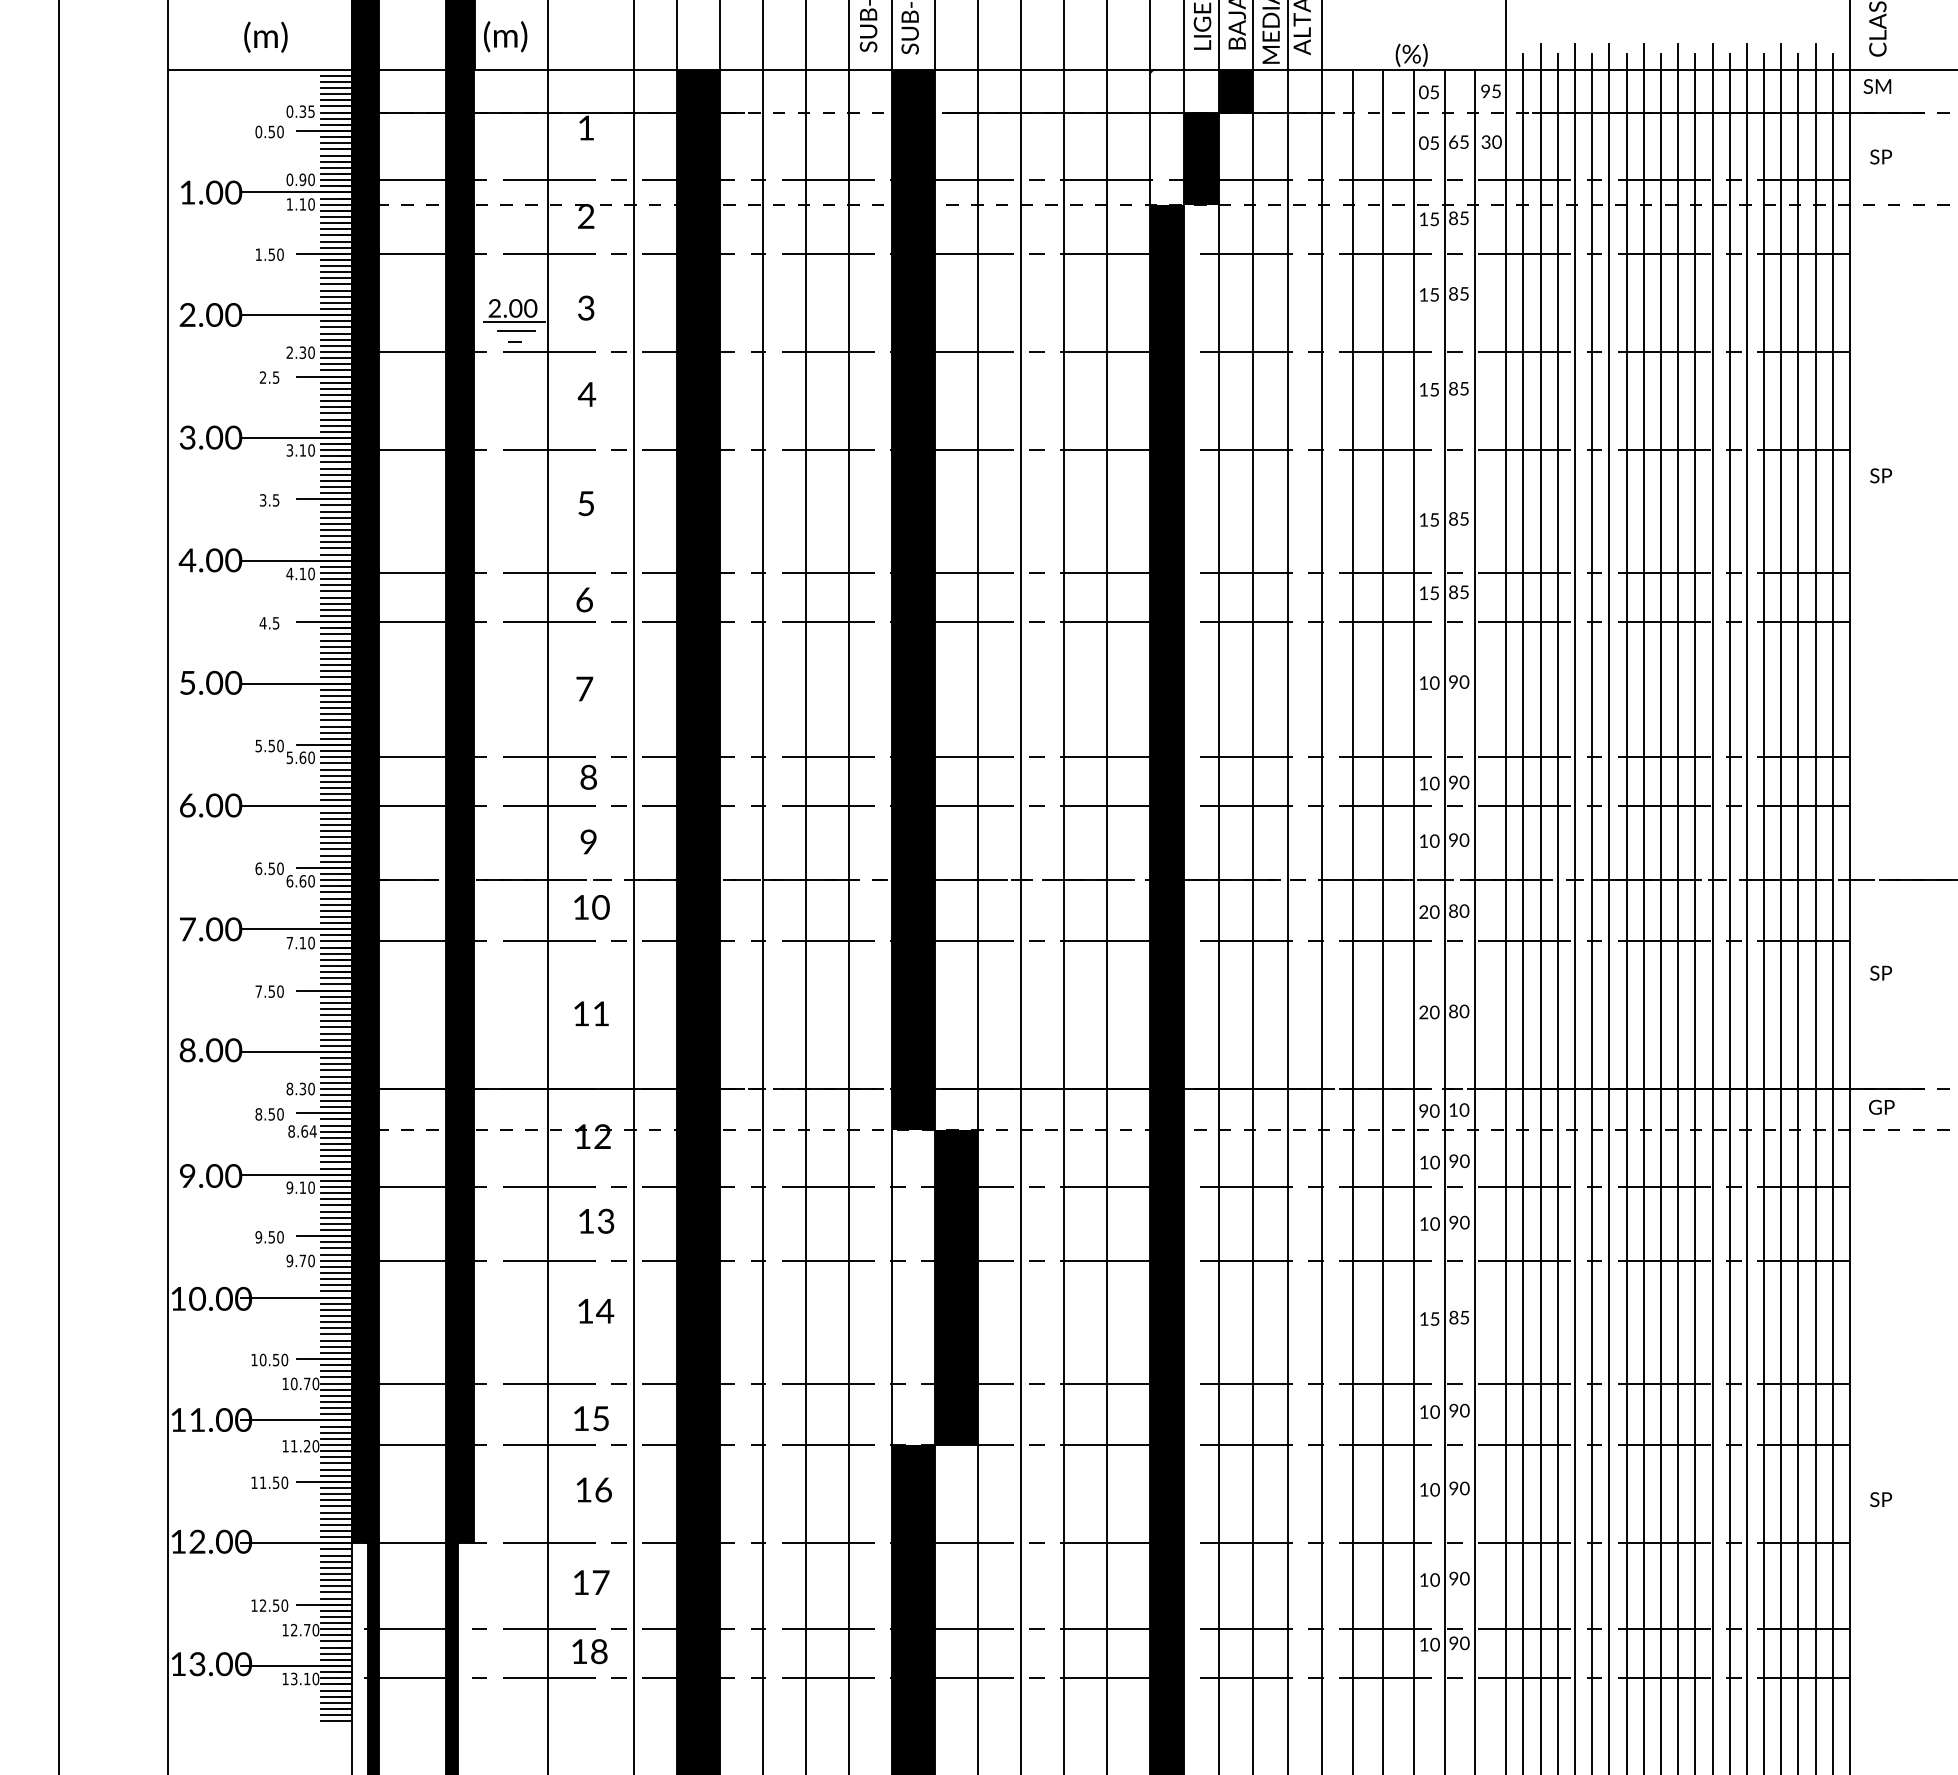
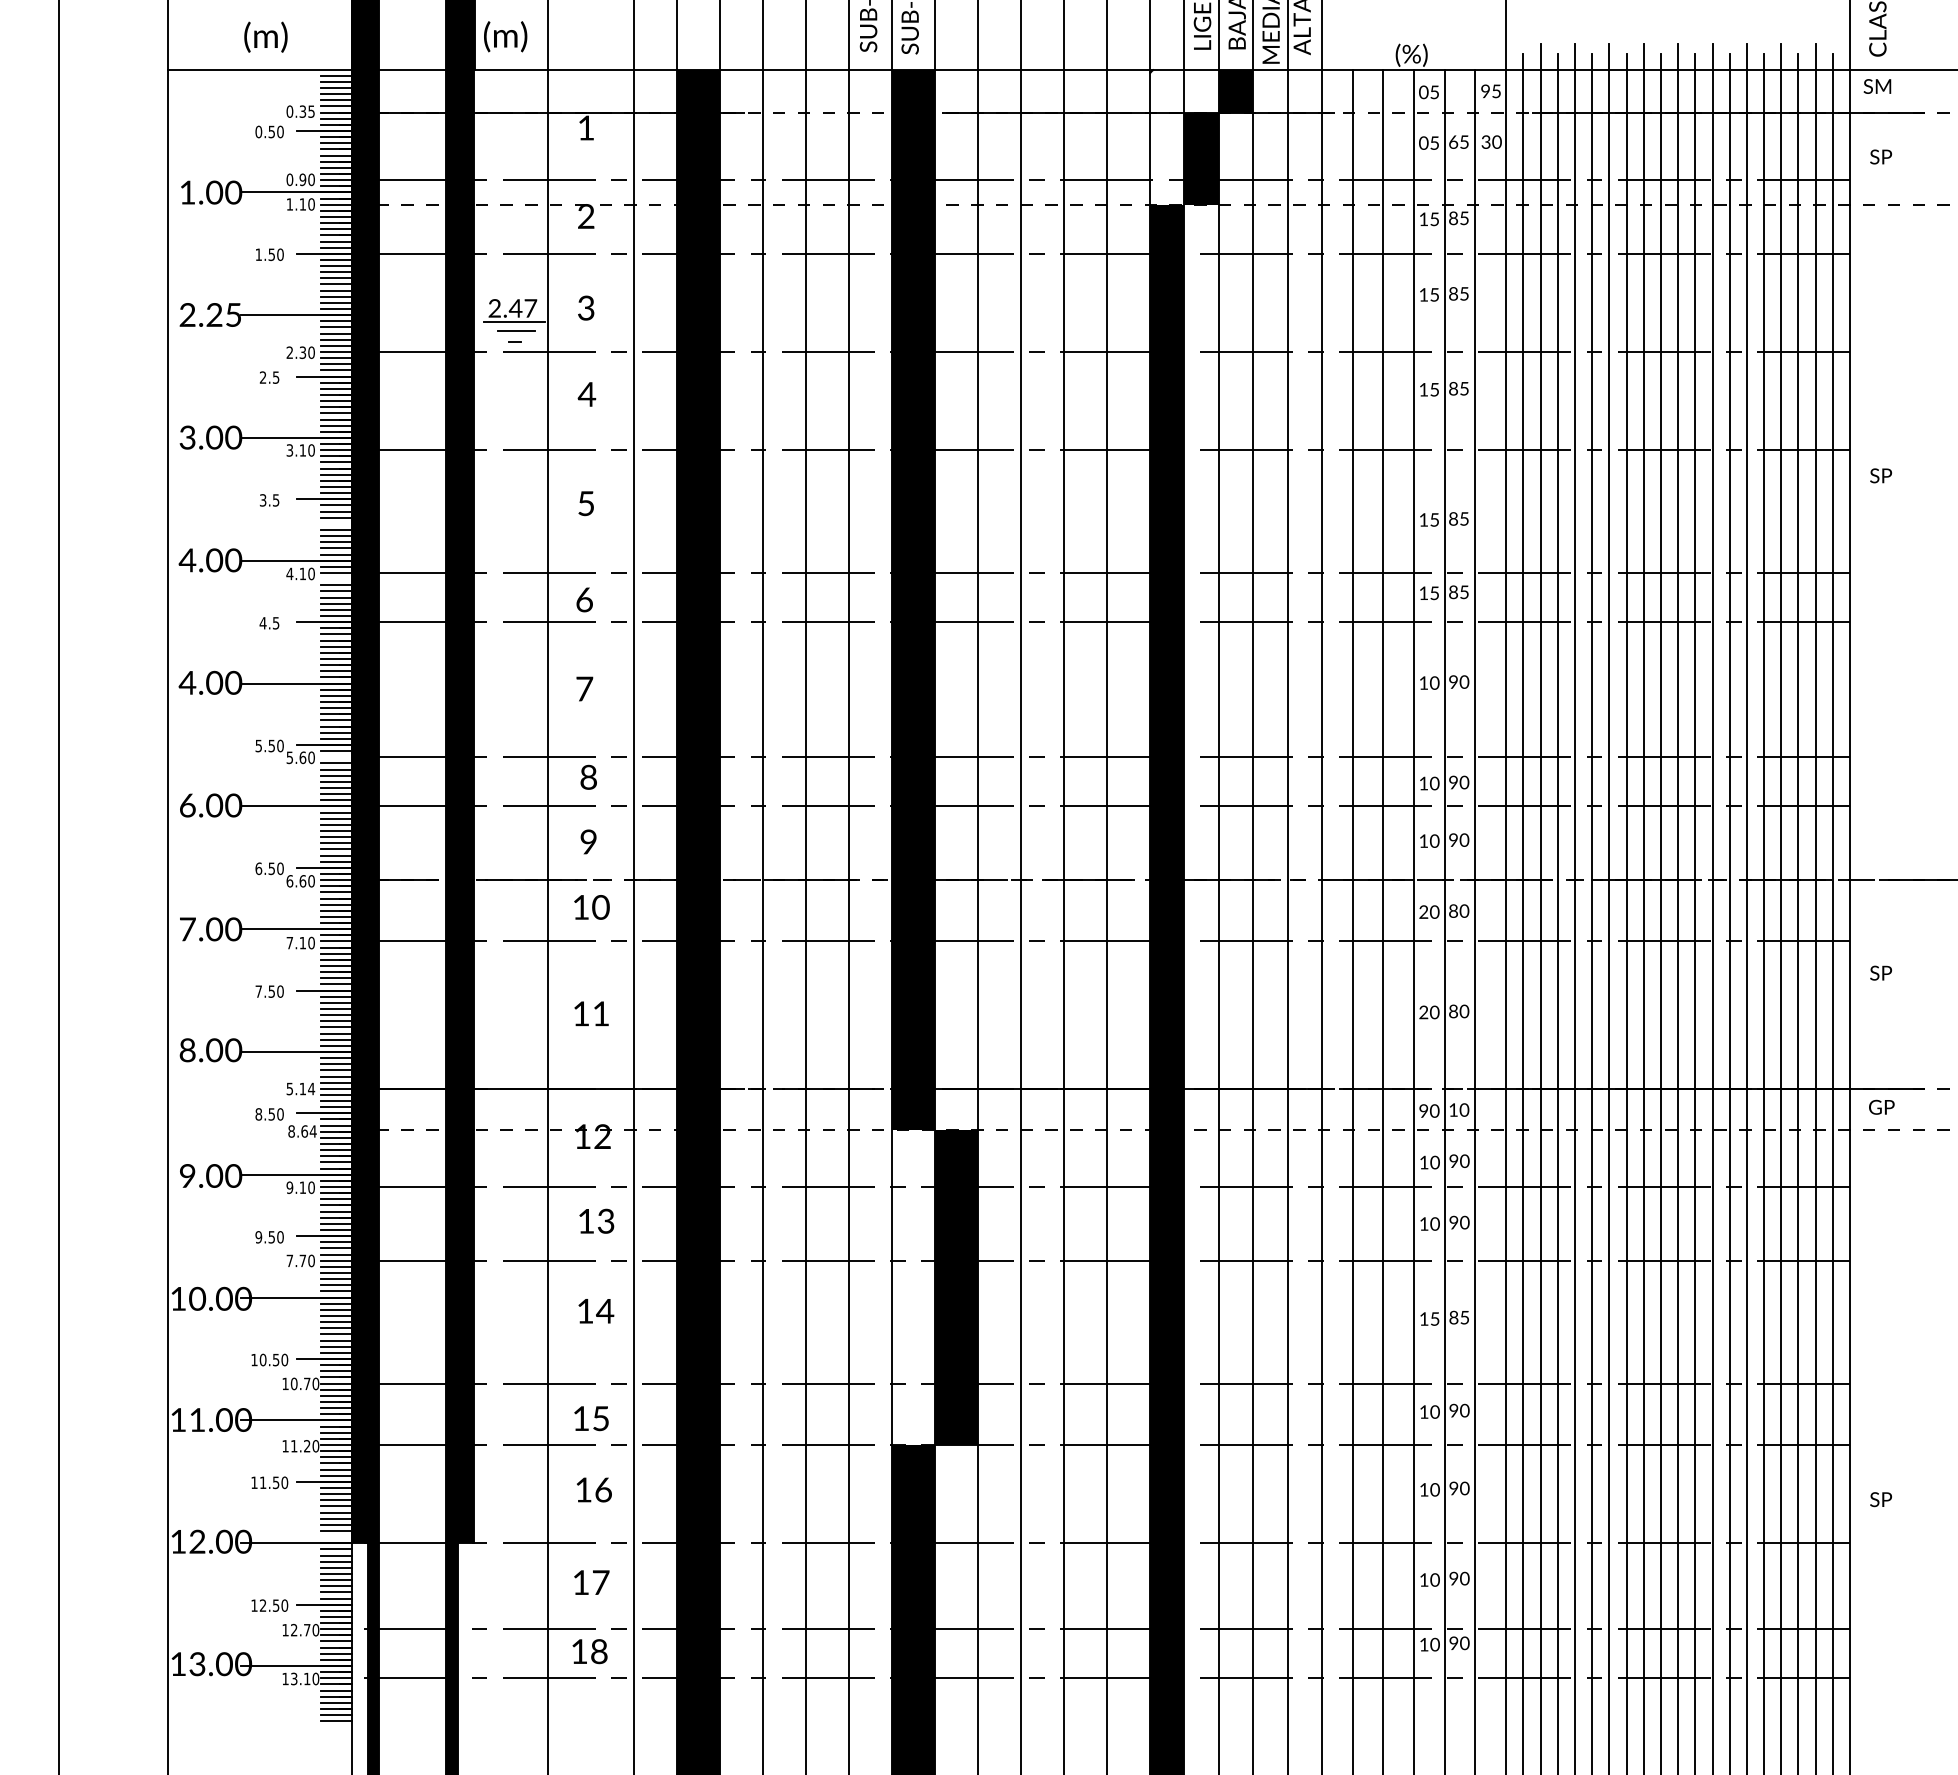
text: 2.00 -> 2.47 (522, 308)
text: 2.00 -> 2.25 (224, 314)
line: present -> none (336, 523)
line: present -> none (336, 579)
text: 5.00 -> 4.00 (187, 682)
line: present -> none (336, 757)
text: 8.30 -> 5.14 (300, 1088)
text: 9.70 -> 7.70 (289, 1260)
line: present -> none (336, 1537)
